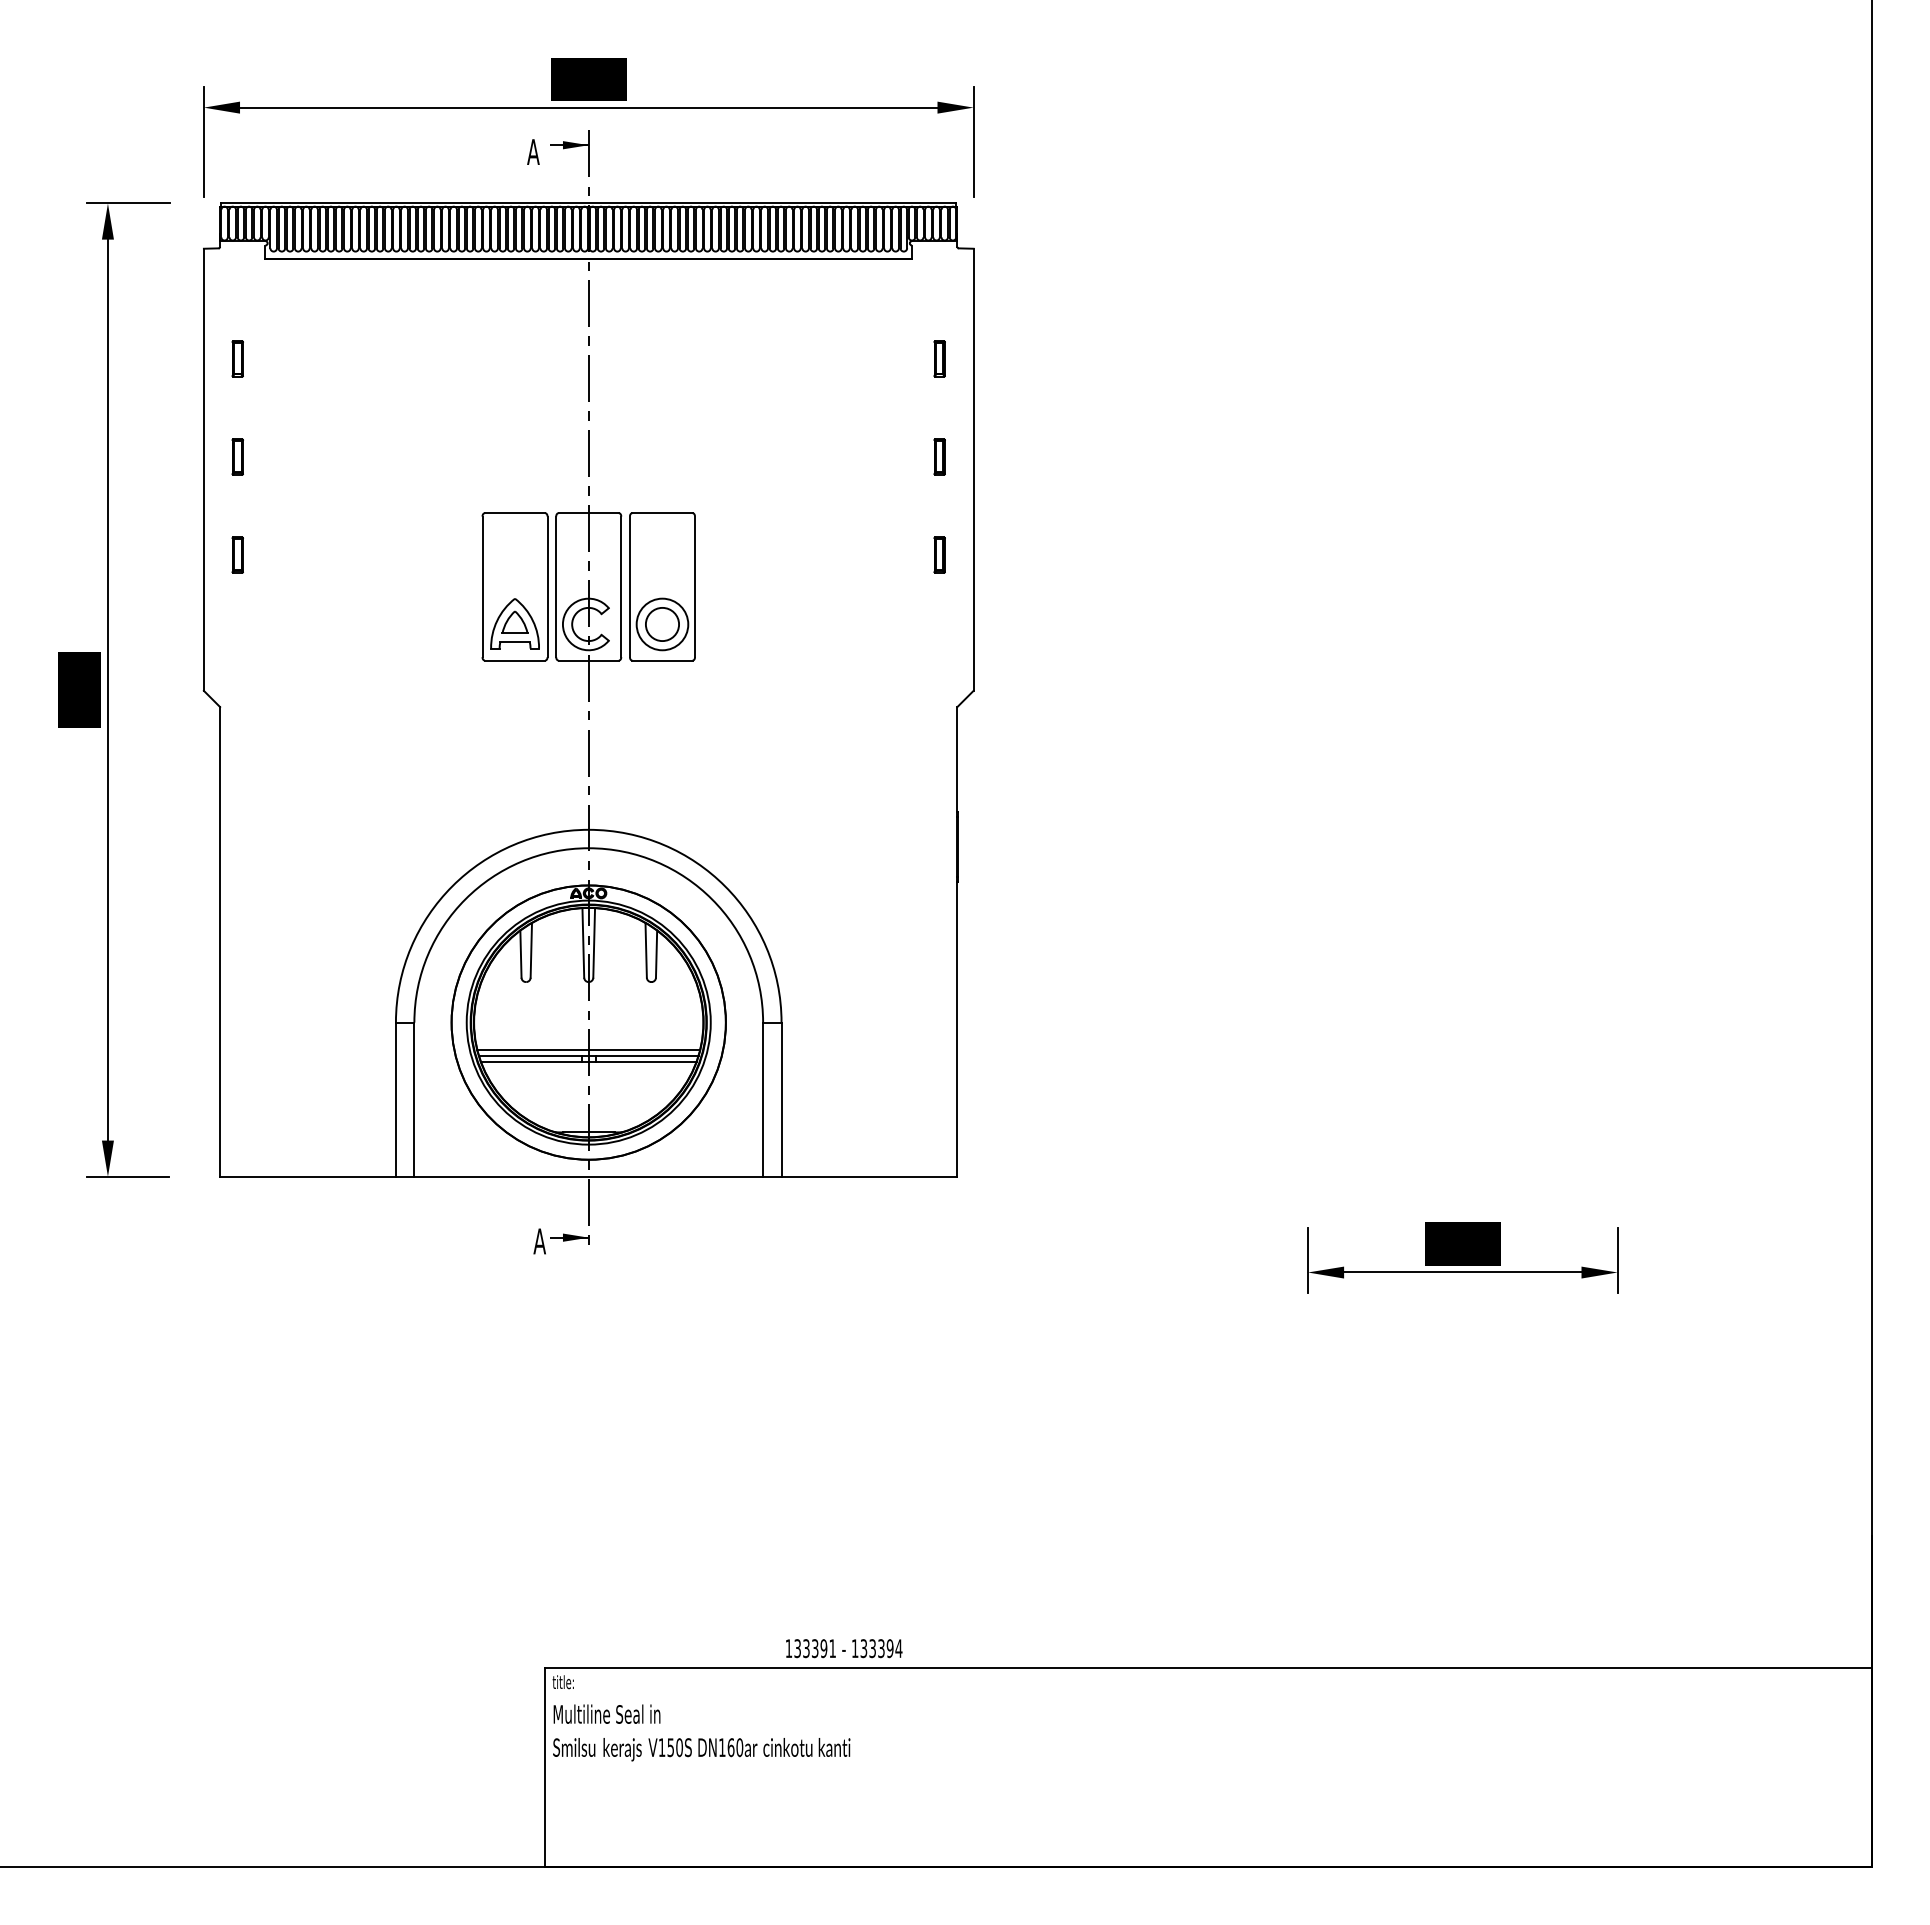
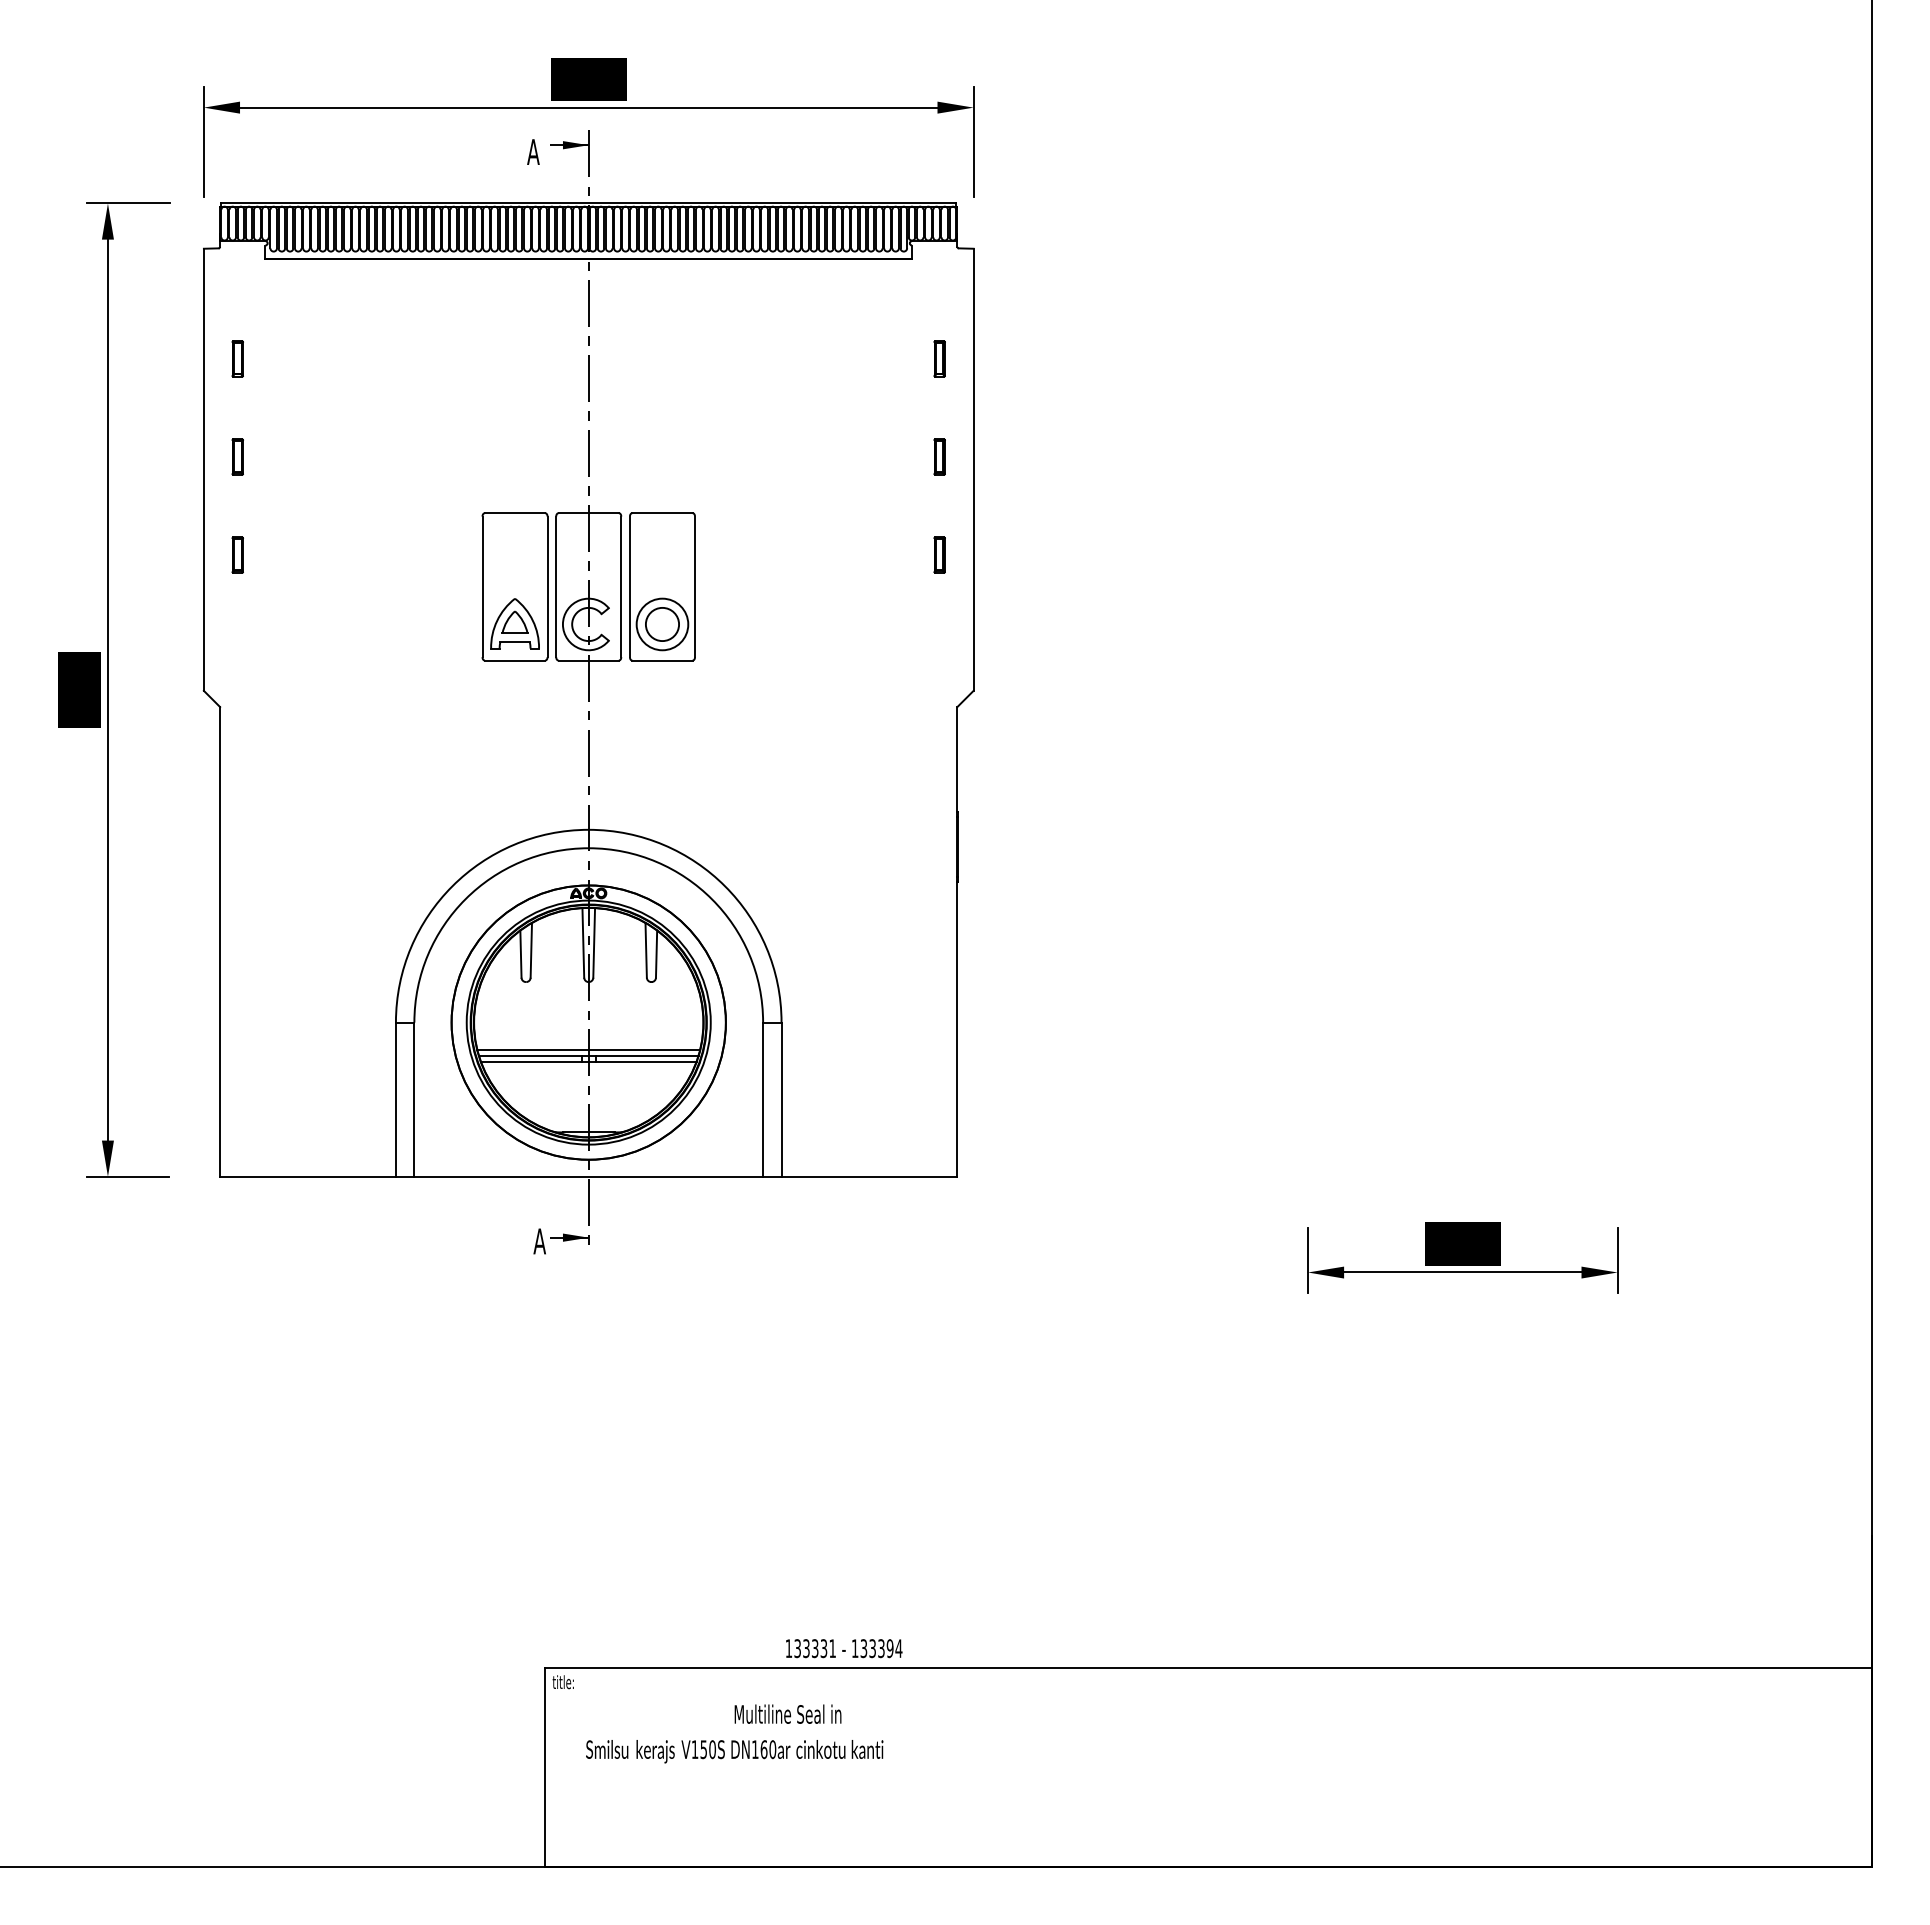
text: 133391 -> 133331 (823, 1648)
text position: (606, 1713) -> (787, 1713) (787, 1713)
text position: (701, 1749) -> (734, 1751) (734, 1751)
